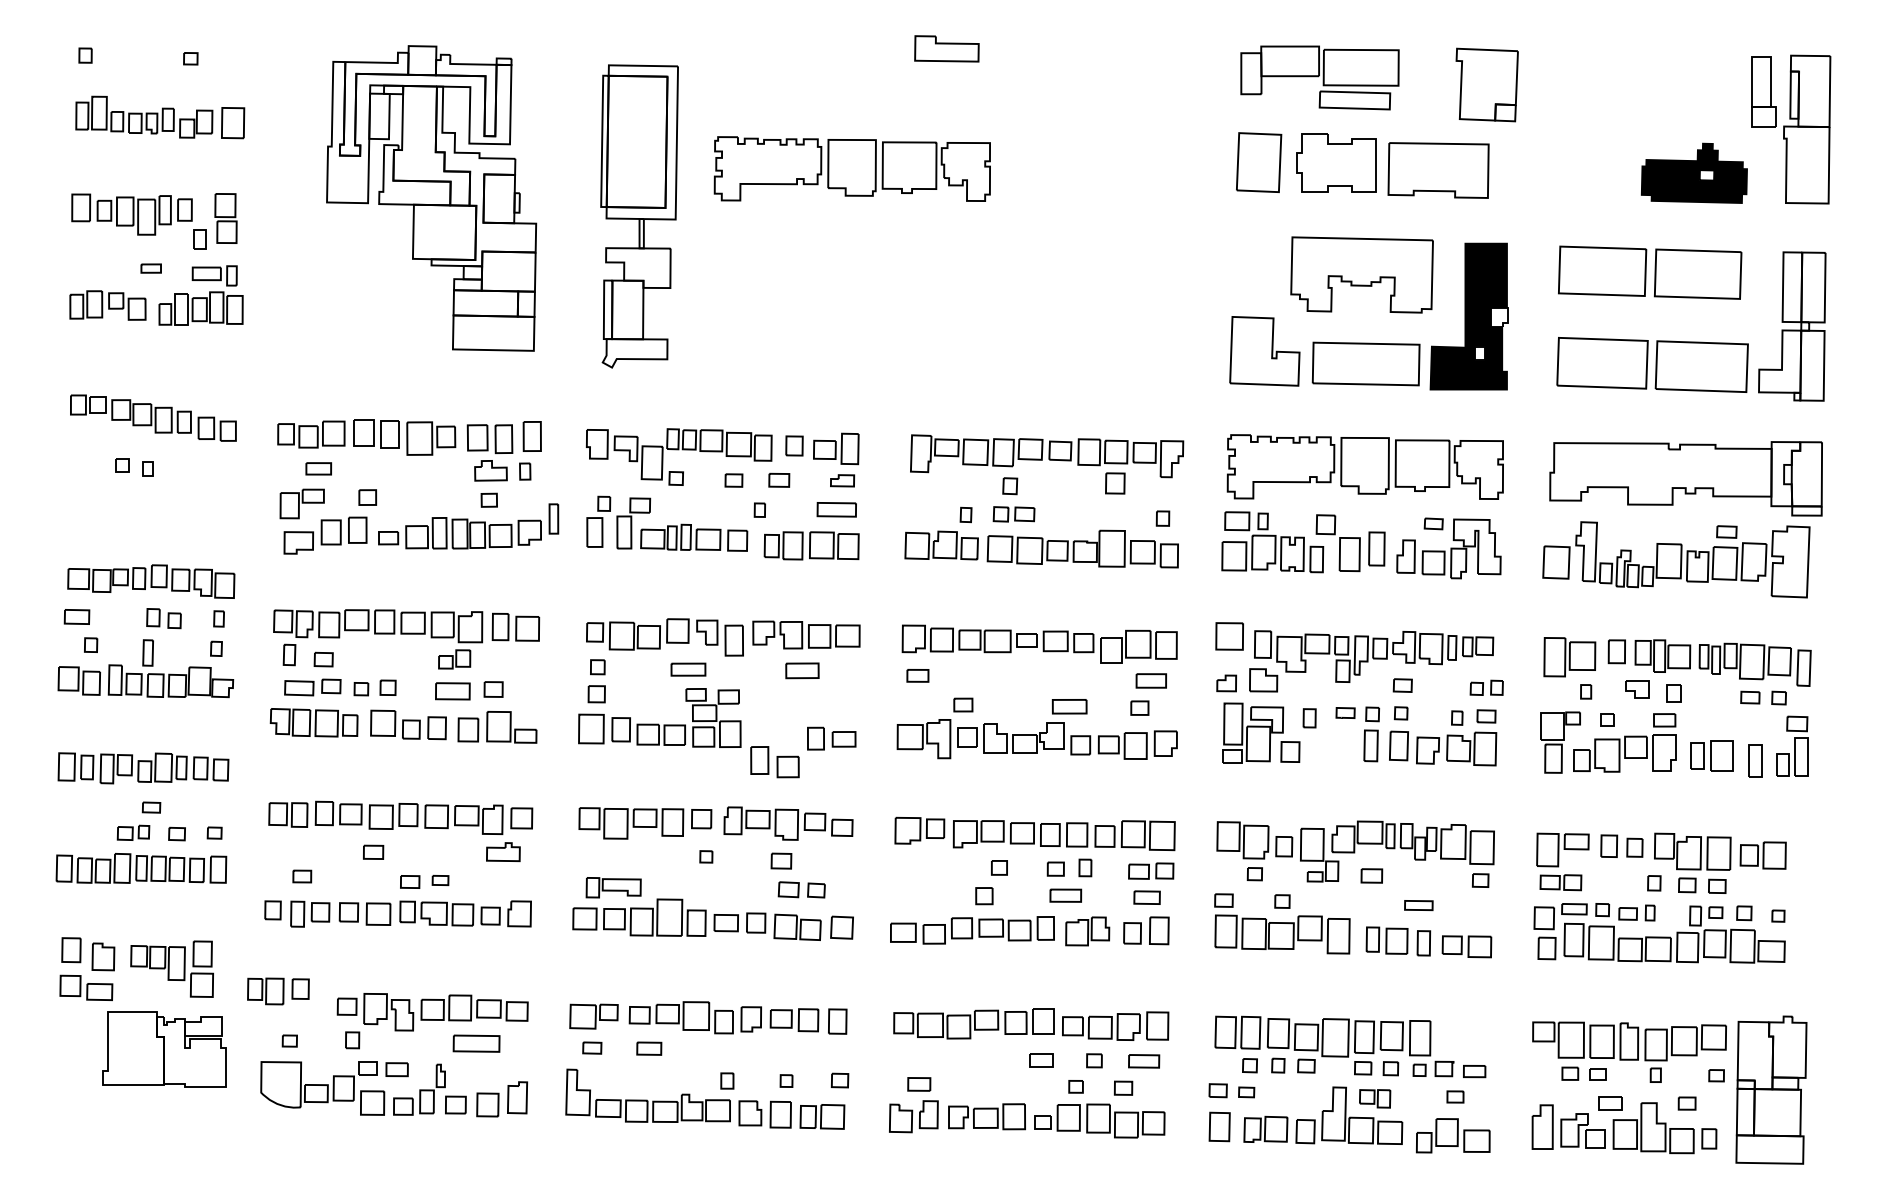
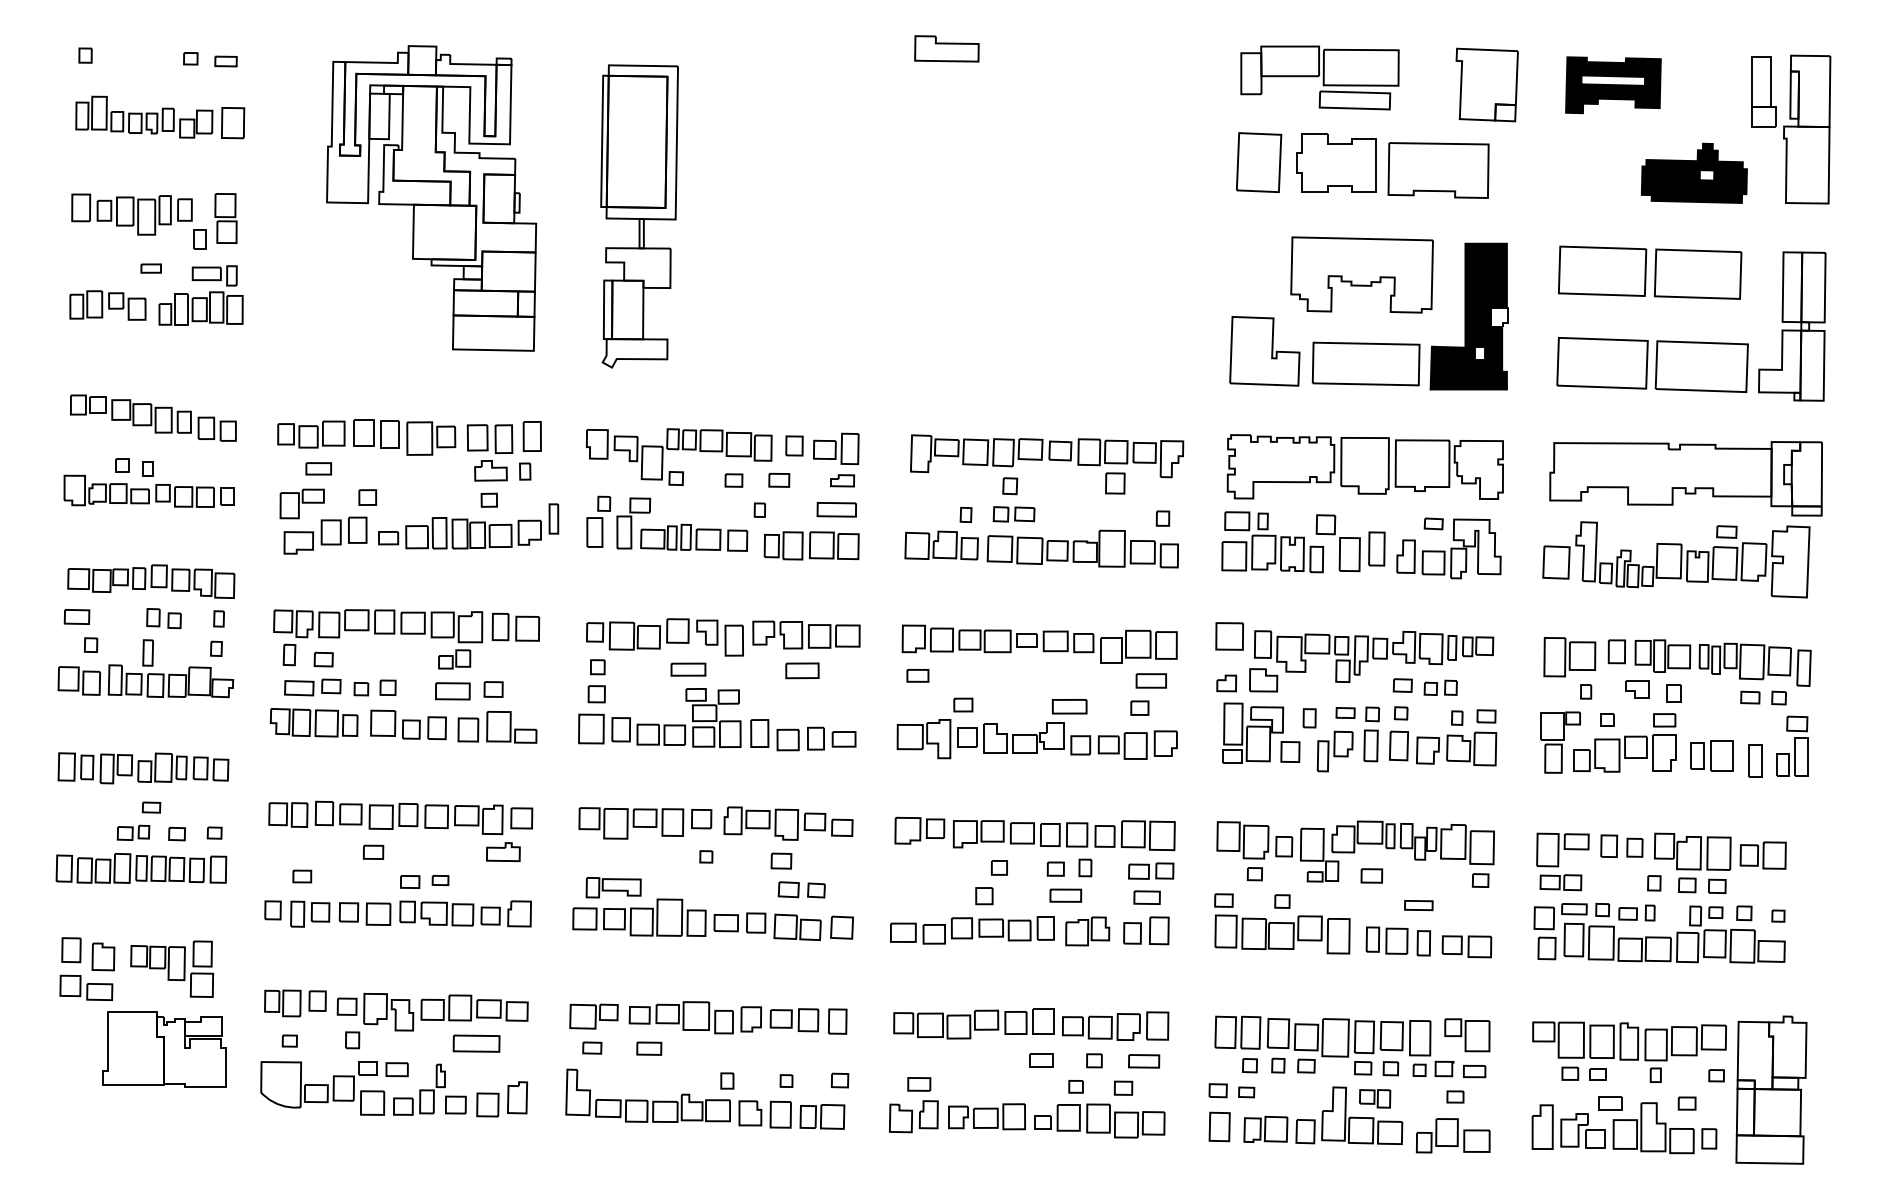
part: none -> present (225, 61)
part: none -> present (1613, 85)
part: present -> none (851, 168)
part: none -> present (148, 490)
part position: (1486, 687) -> (1440, 687) (1440, 687)
part: none -> present (1334, 751)
part position: (774, 762) -> (774, 735) (774, 735)
part position: (278, 991) -> (295, 1003) (295, 1003)
part: none -> present (1467, 1035)
